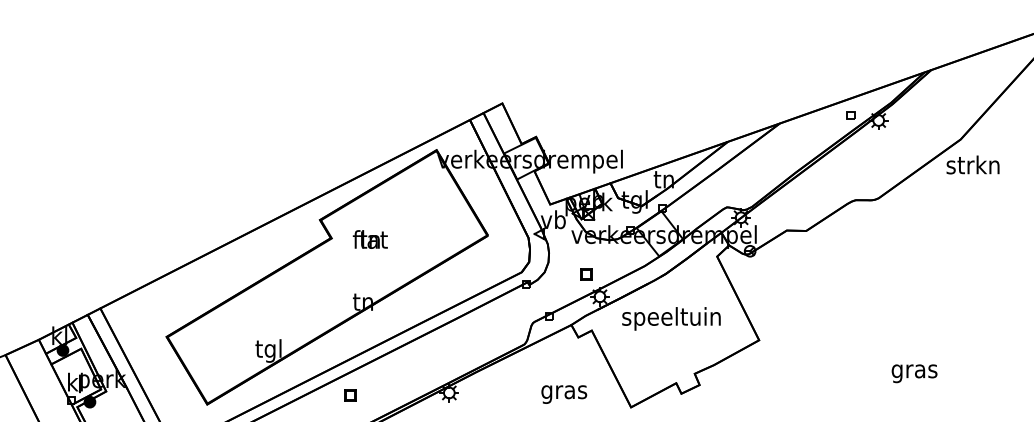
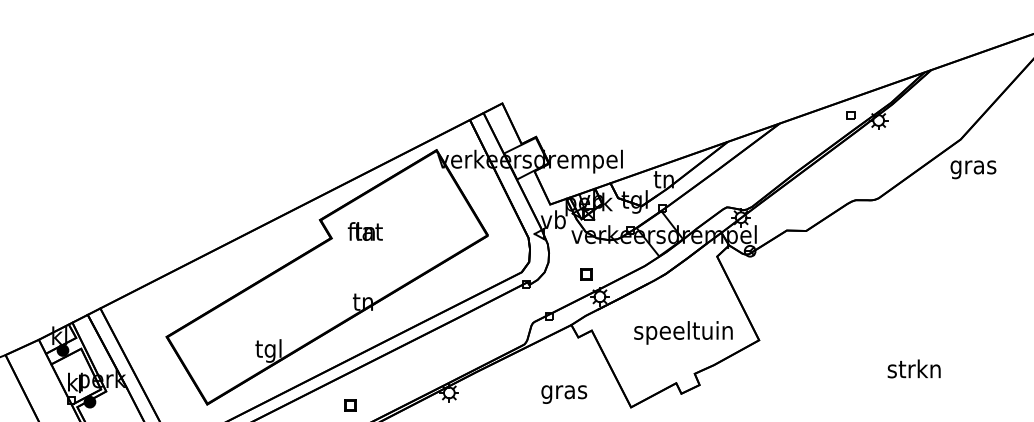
text: strkn -> gras (972, 167)
text position: (369, 239) -> (364, 231) (364, 231)
text position: (671, 318) -> (683, 332) (683, 332)
text: gras -> strkn (913, 371)
part position: (350, 395) -> (350, 405) (350, 405)
